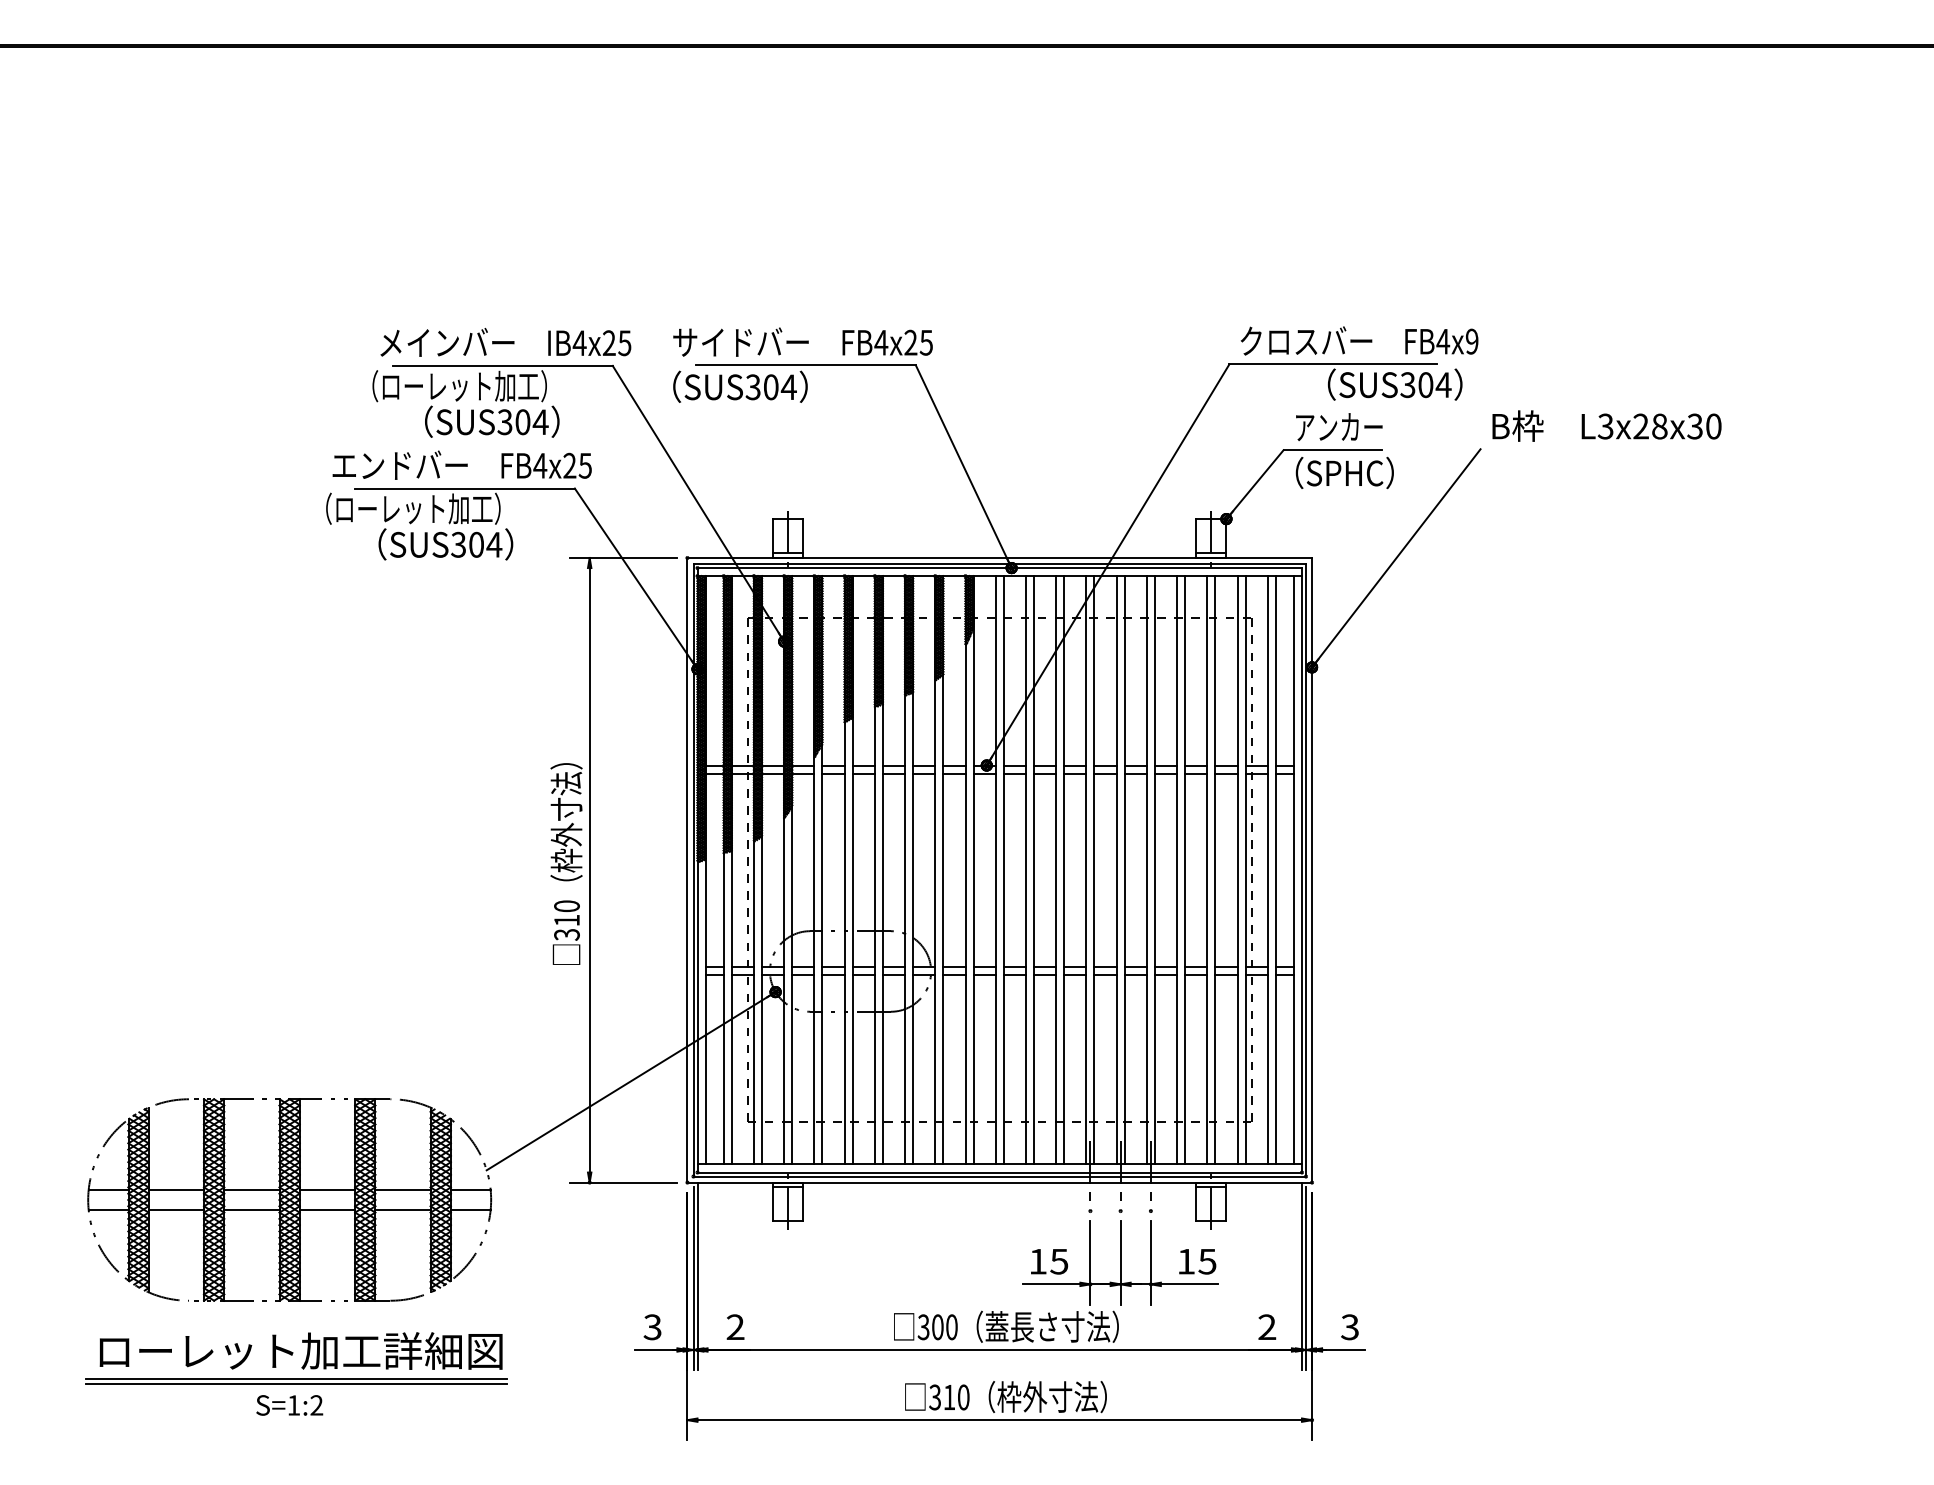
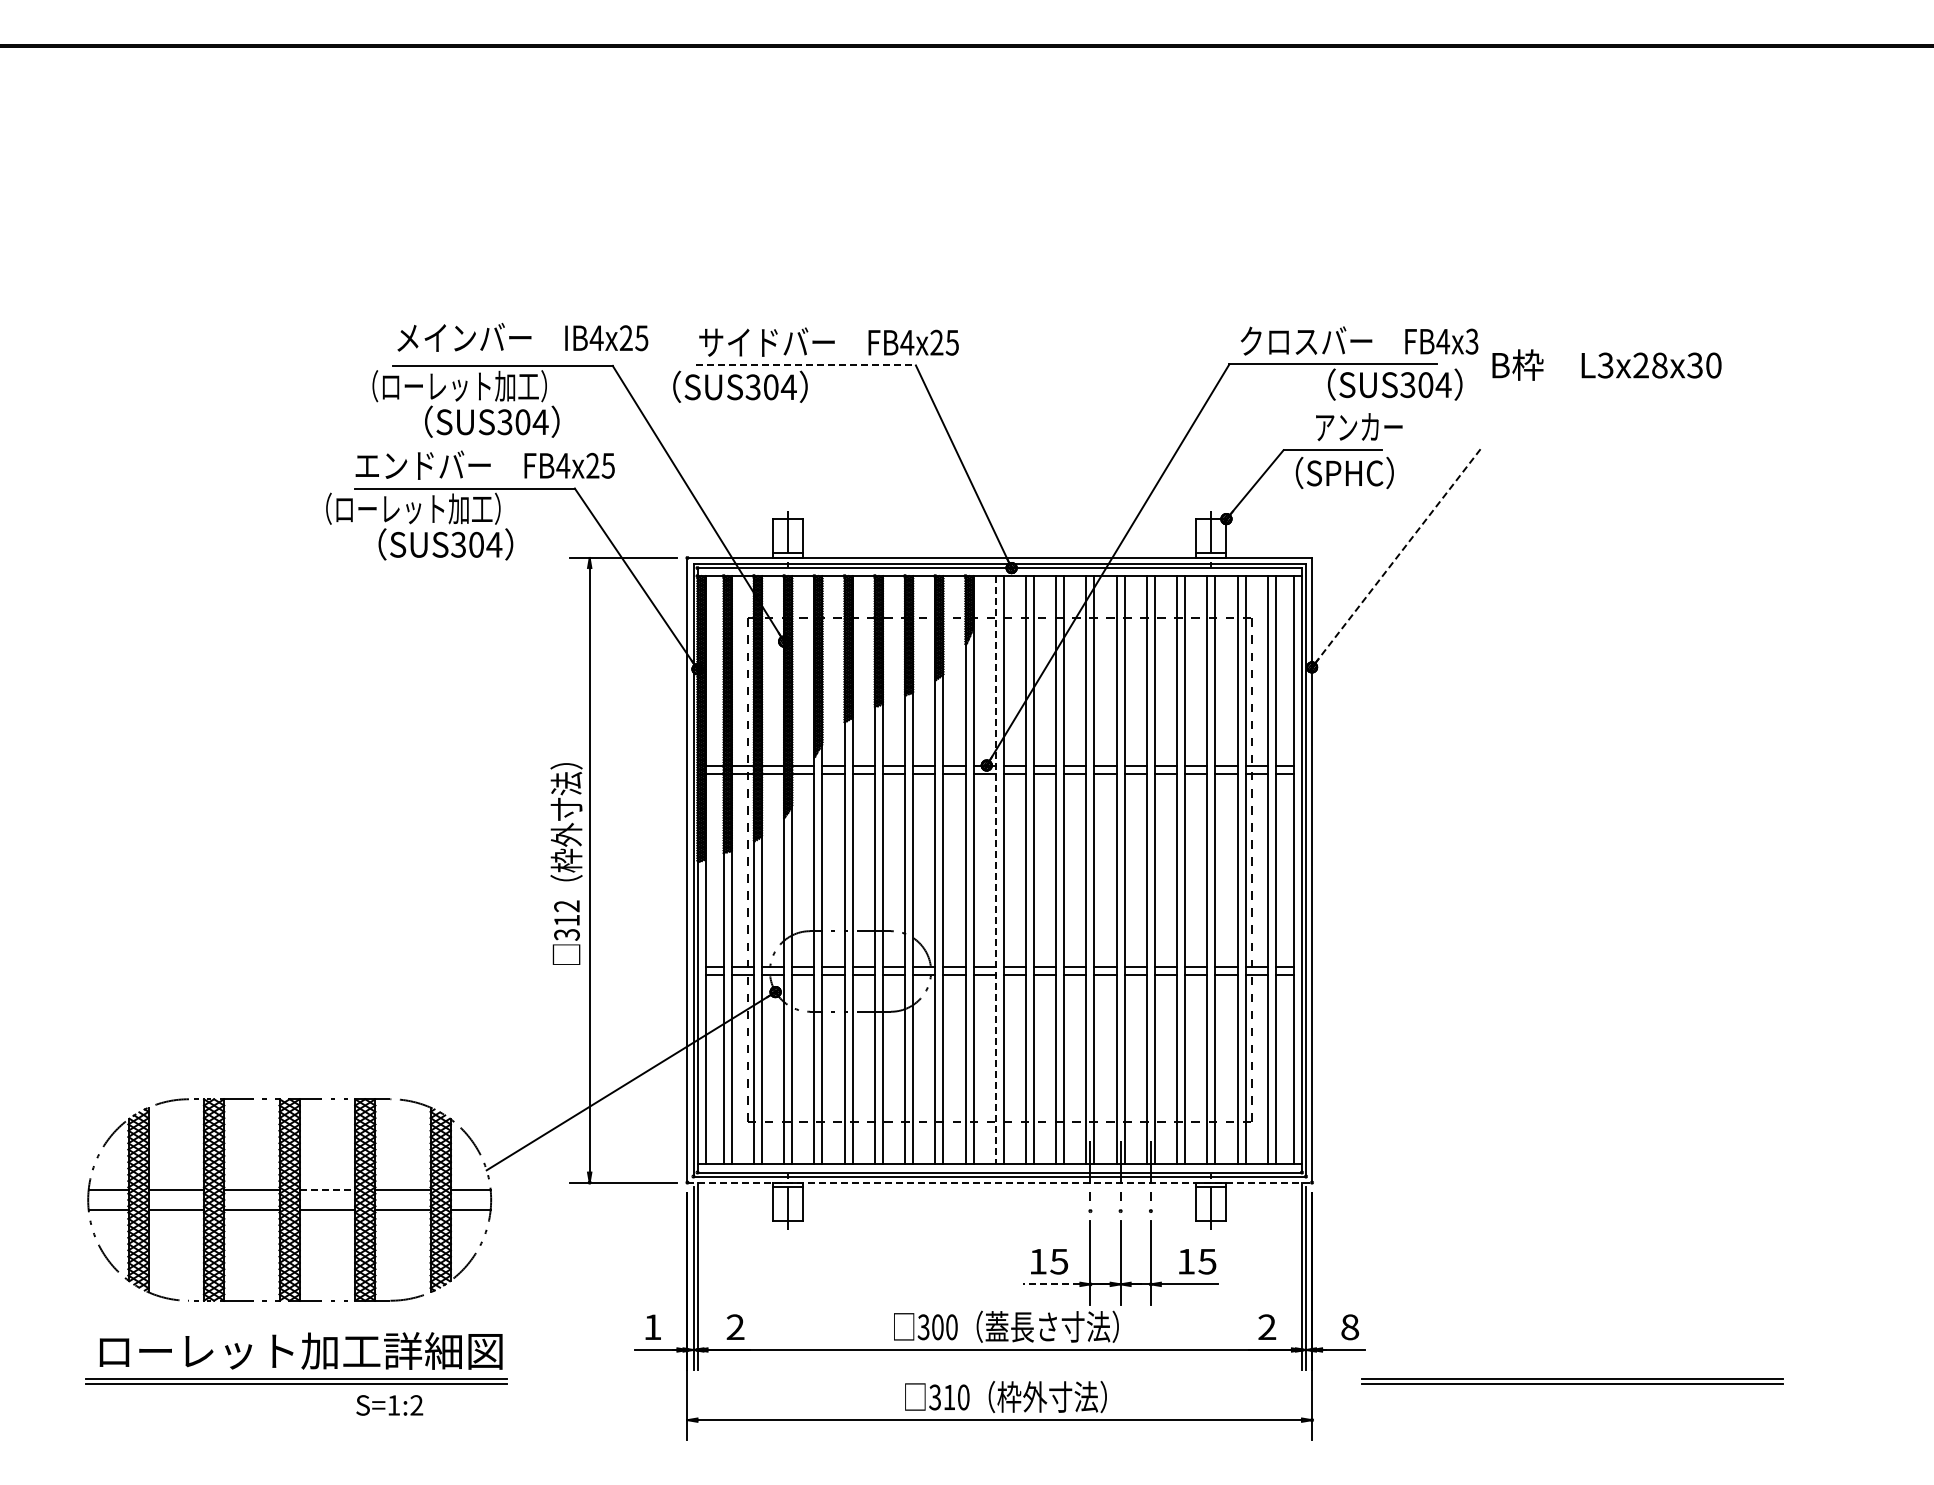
text position: (802, 341) -> (828, 341) (828, 341)
text: FB4x9 -> FB4x3 (1471, 341)
text position: (505, 342) -> (522, 337) (522, 337)
line: solid -> dashed (806, 365)
text position: (1606, 425) -> (1606, 364) (1606, 364)
text position: (1339, 426) -> (1359, 426) (1359, 426)
text position: (461, 464) -> (484, 464) (484, 464)
line: solid -> dashed (1396, 557)
line: solid -> dashed (995, 870)
text: 310 -> 312 (566, 906)
line: solid -> dashed (1000, 1182)
line: solid -> dashed (327, 1189)
line: solid -> dashed (1051, 1284)
text: 3 -> 1 (652, 1327)
text: 3 -> 8 (1350, 1327)
part: none -> present (1572, 1381)
text position: (289, 1405) -> (389, 1405) (389, 1405)
